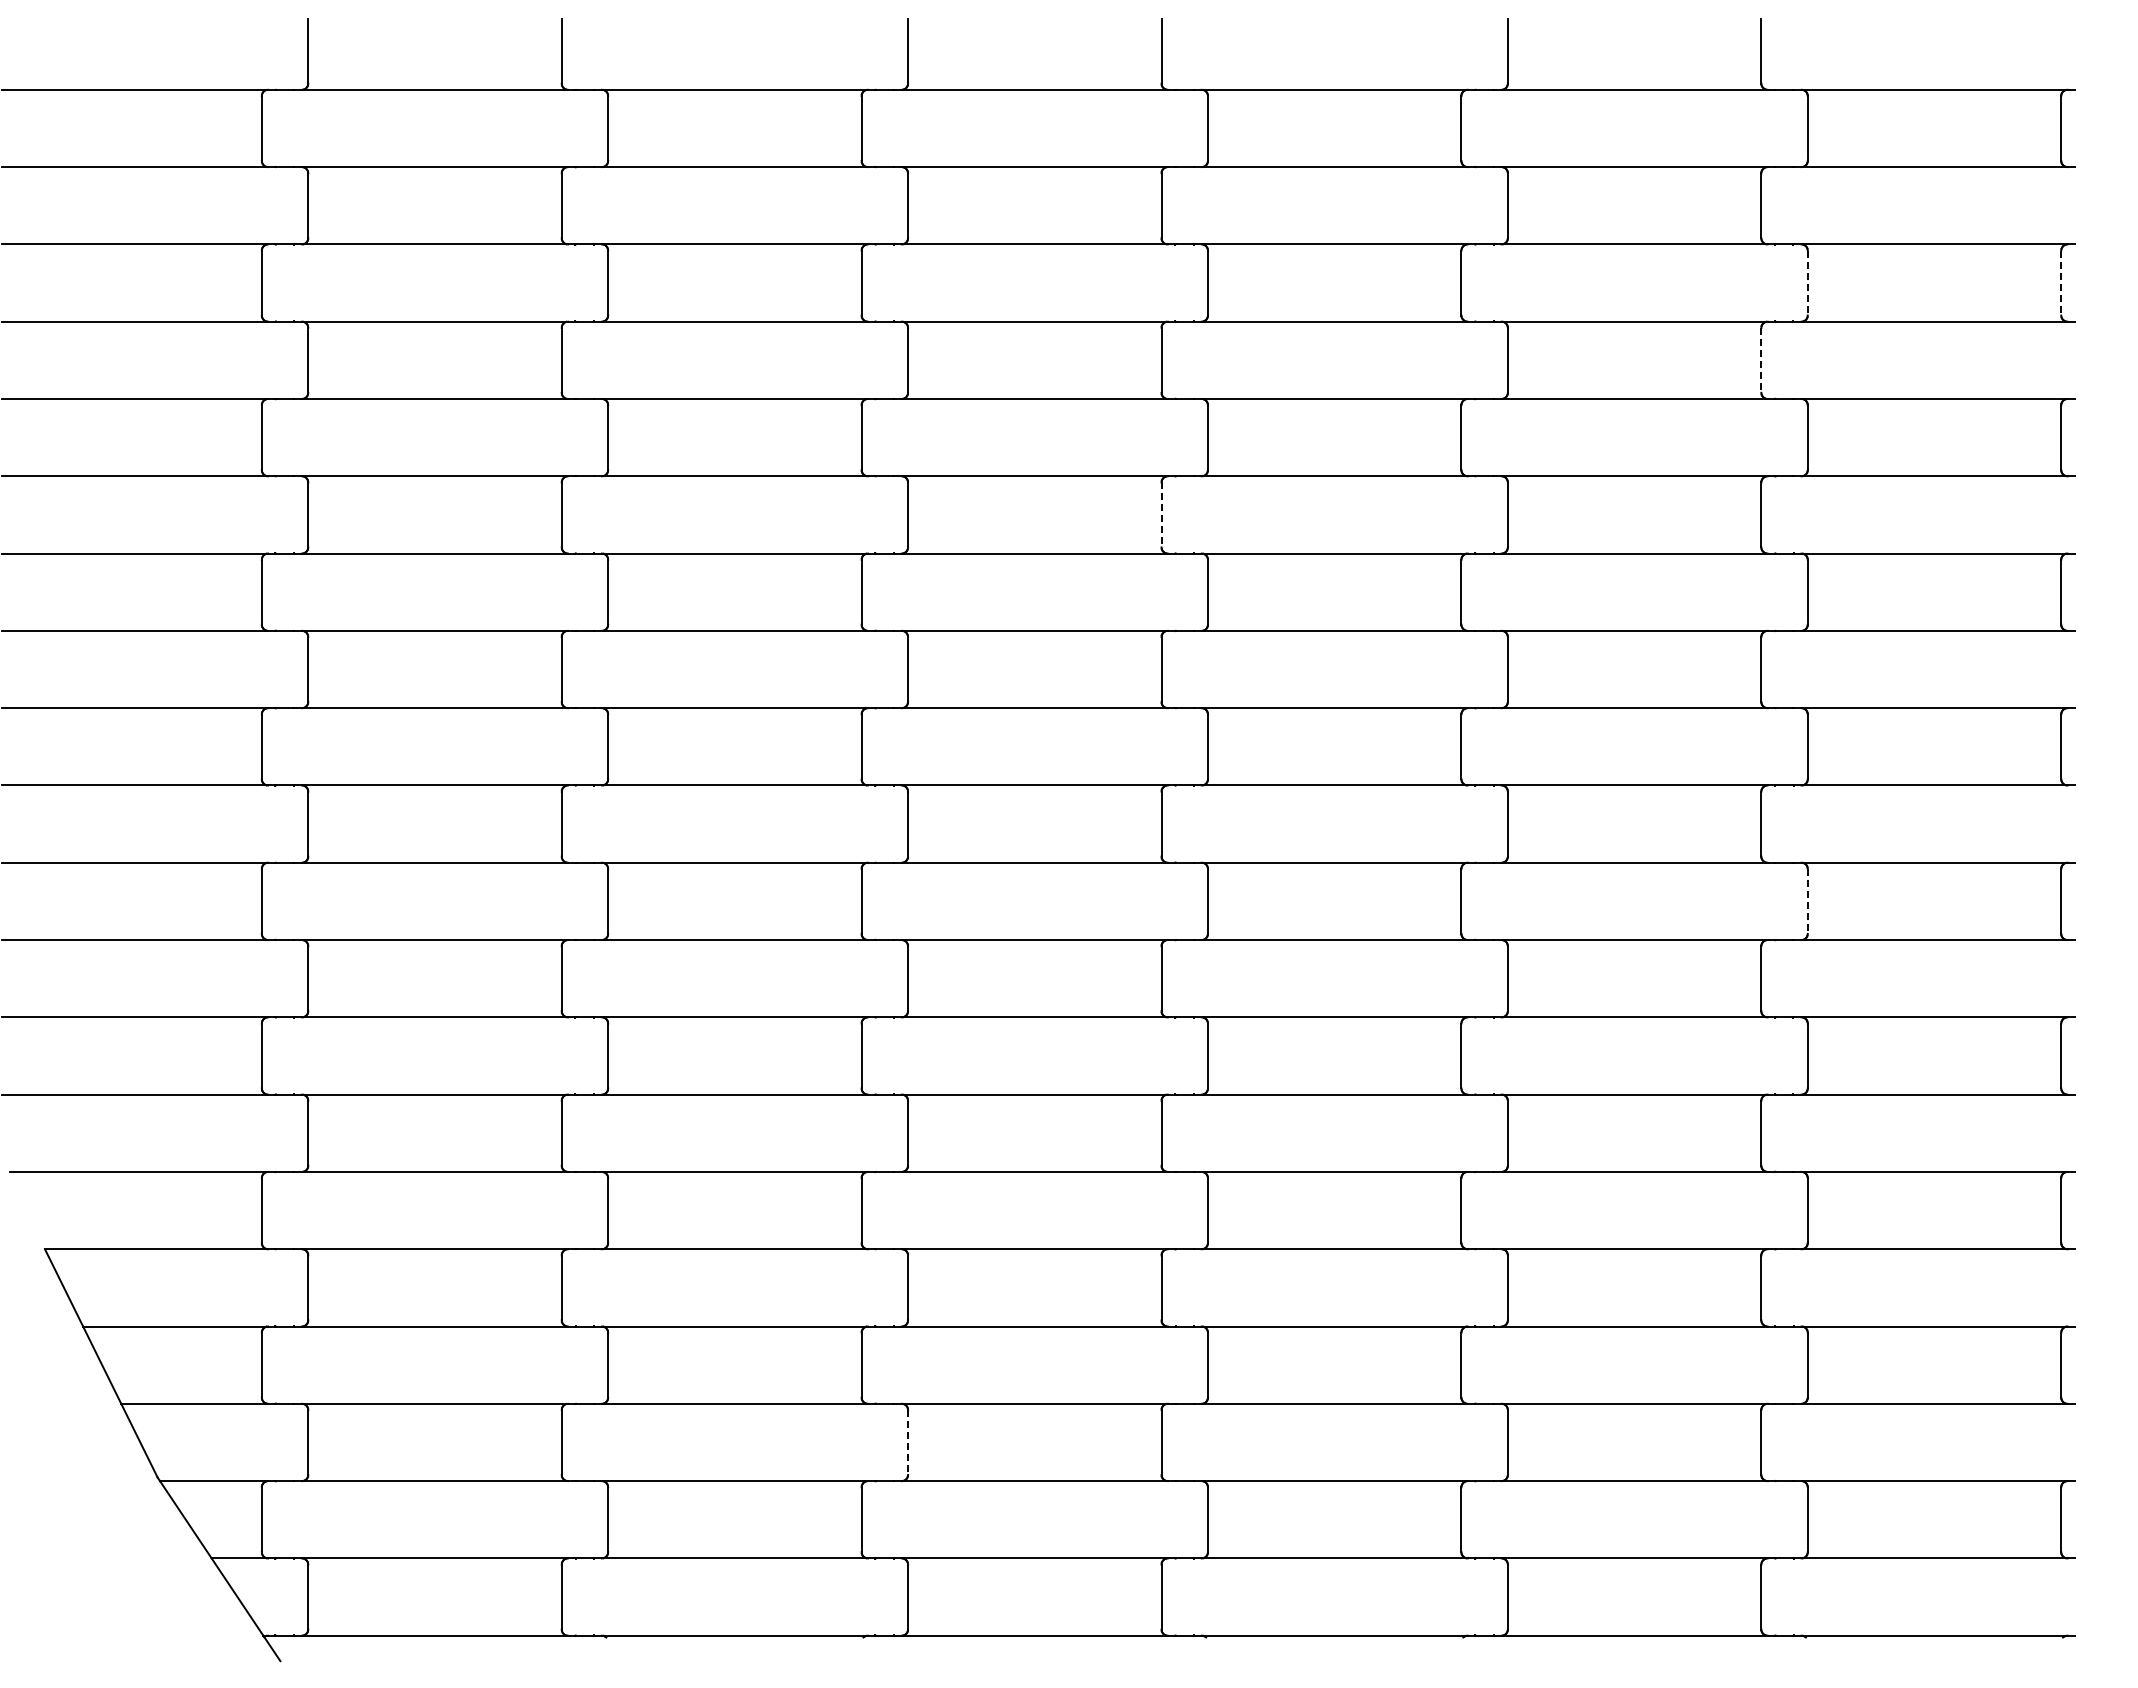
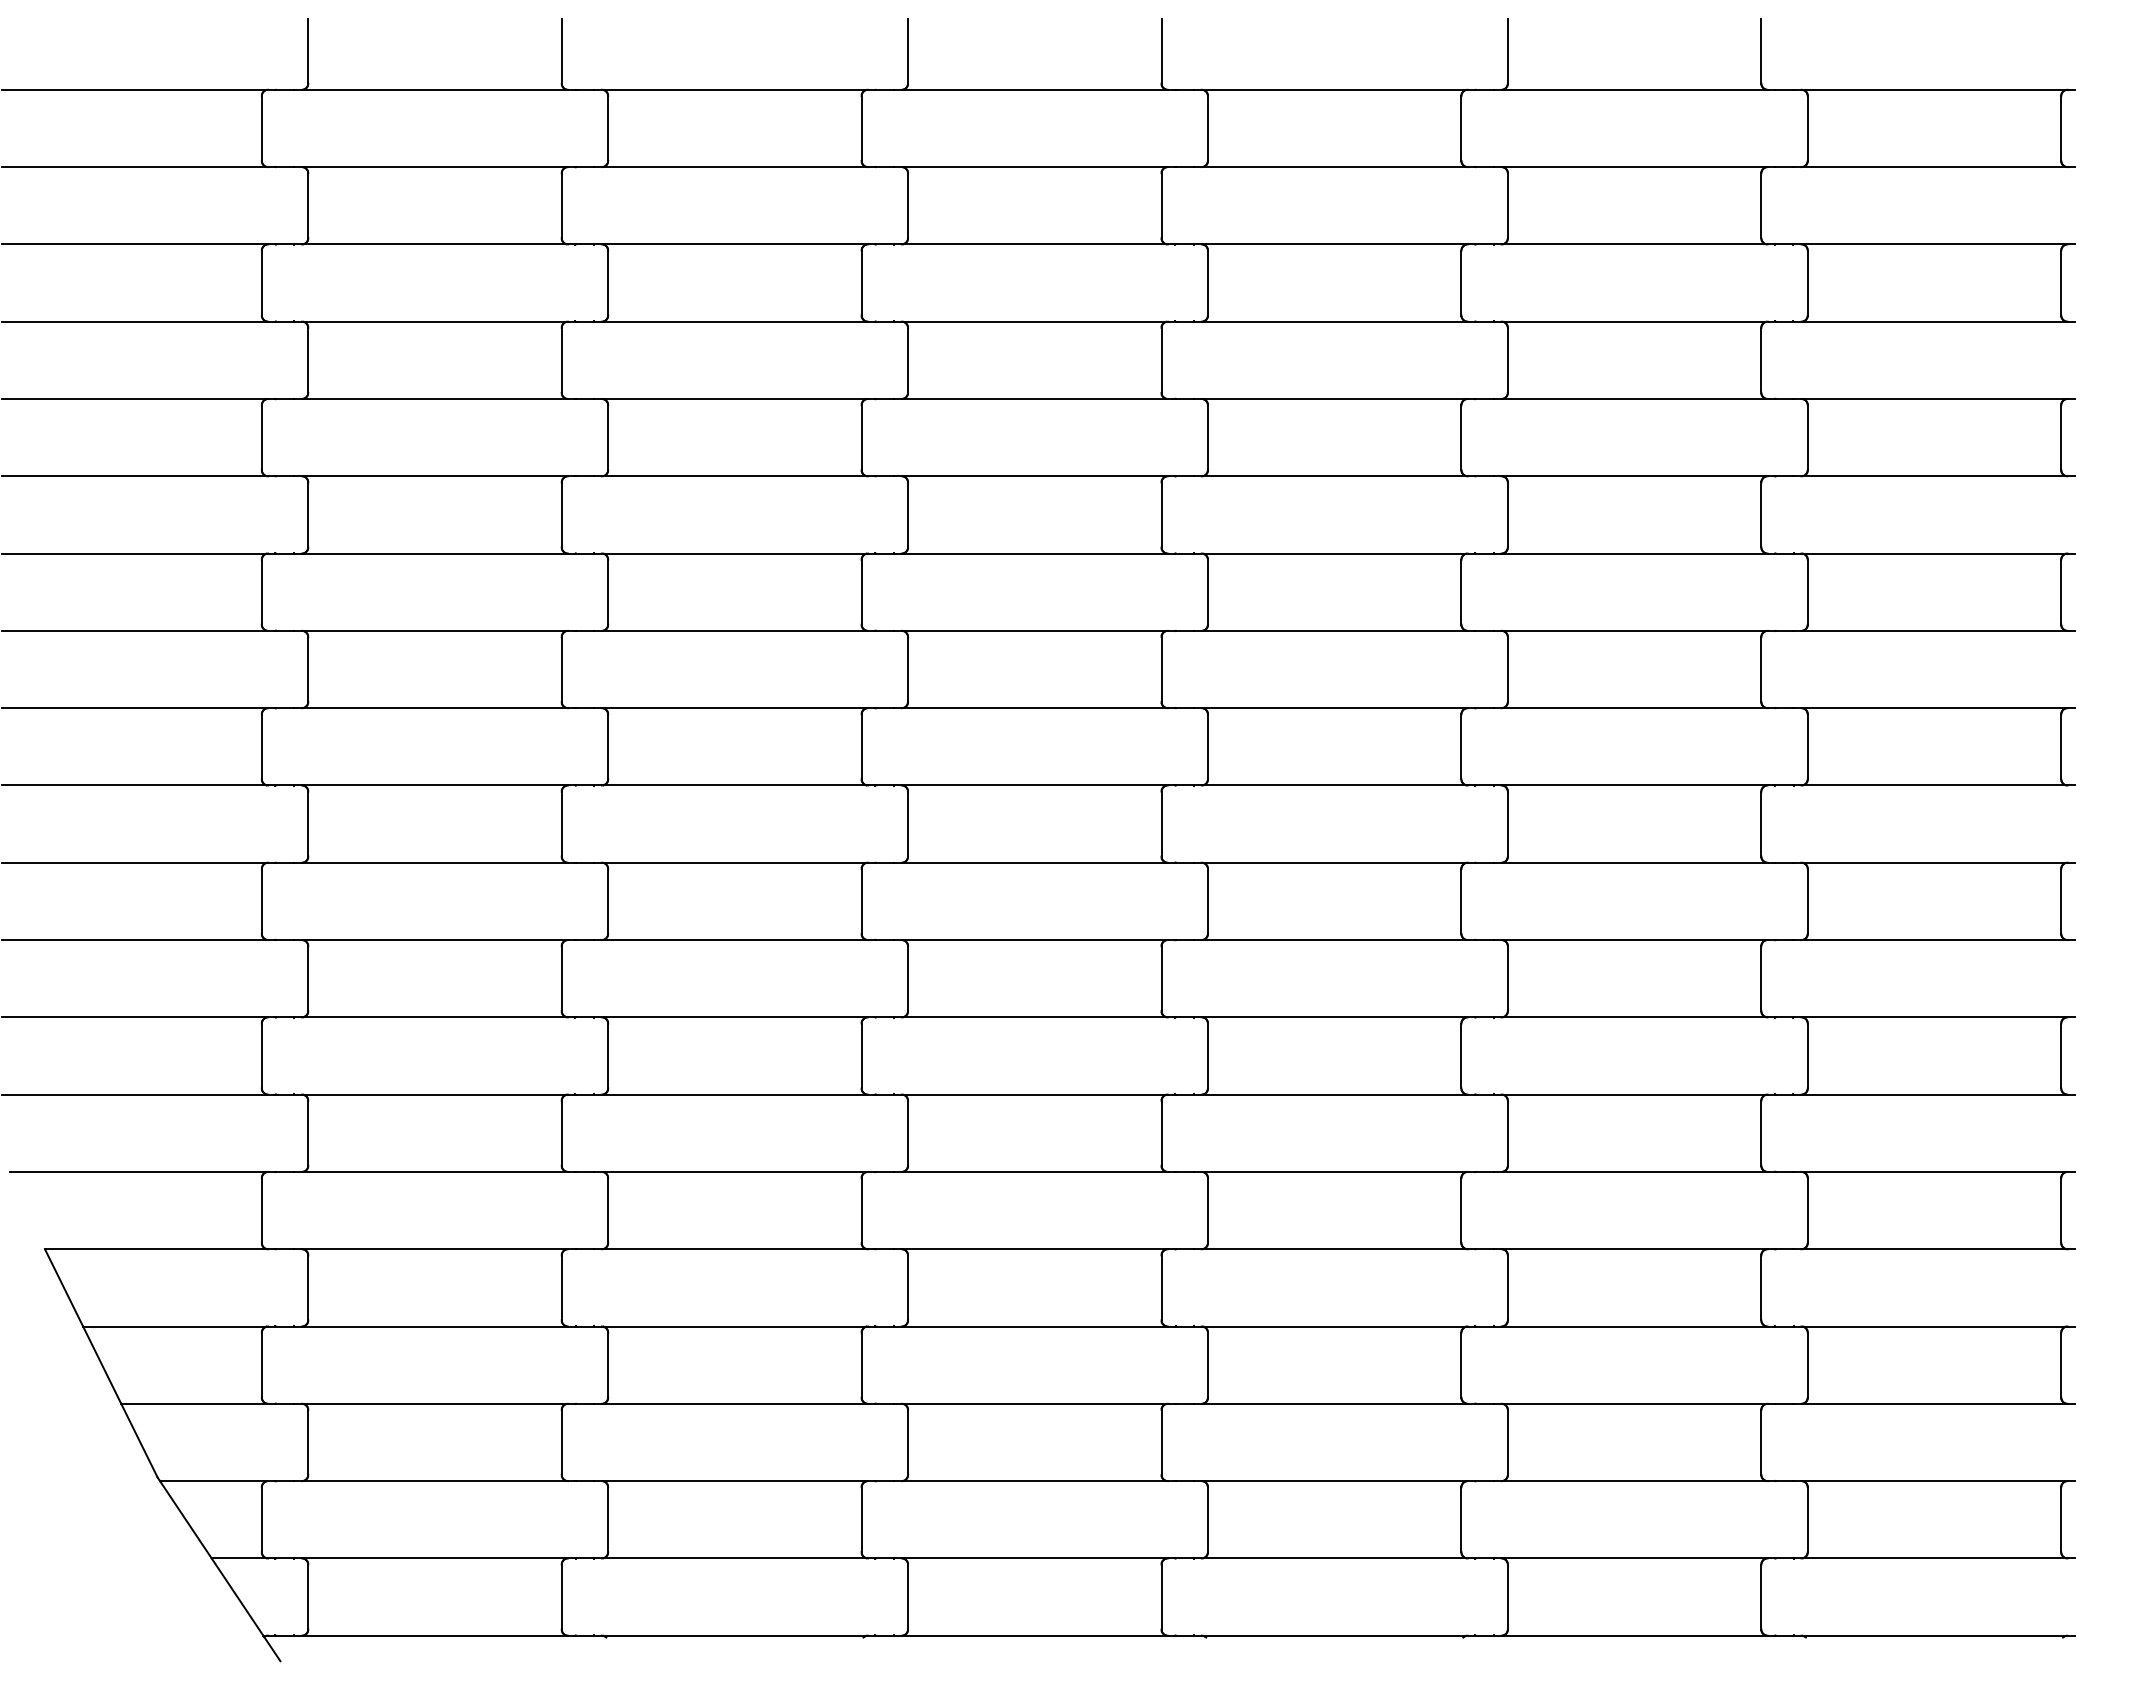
line: dashed -> solid (1807, 283)
line: dashed -> solid (2061, 283)
line: dashed -> solid (1761, 360)
line: dashed -> solid (1161, 515)
line: dashed -> solid (1807, 901)
line: dashed -> solid (908, 1442)
